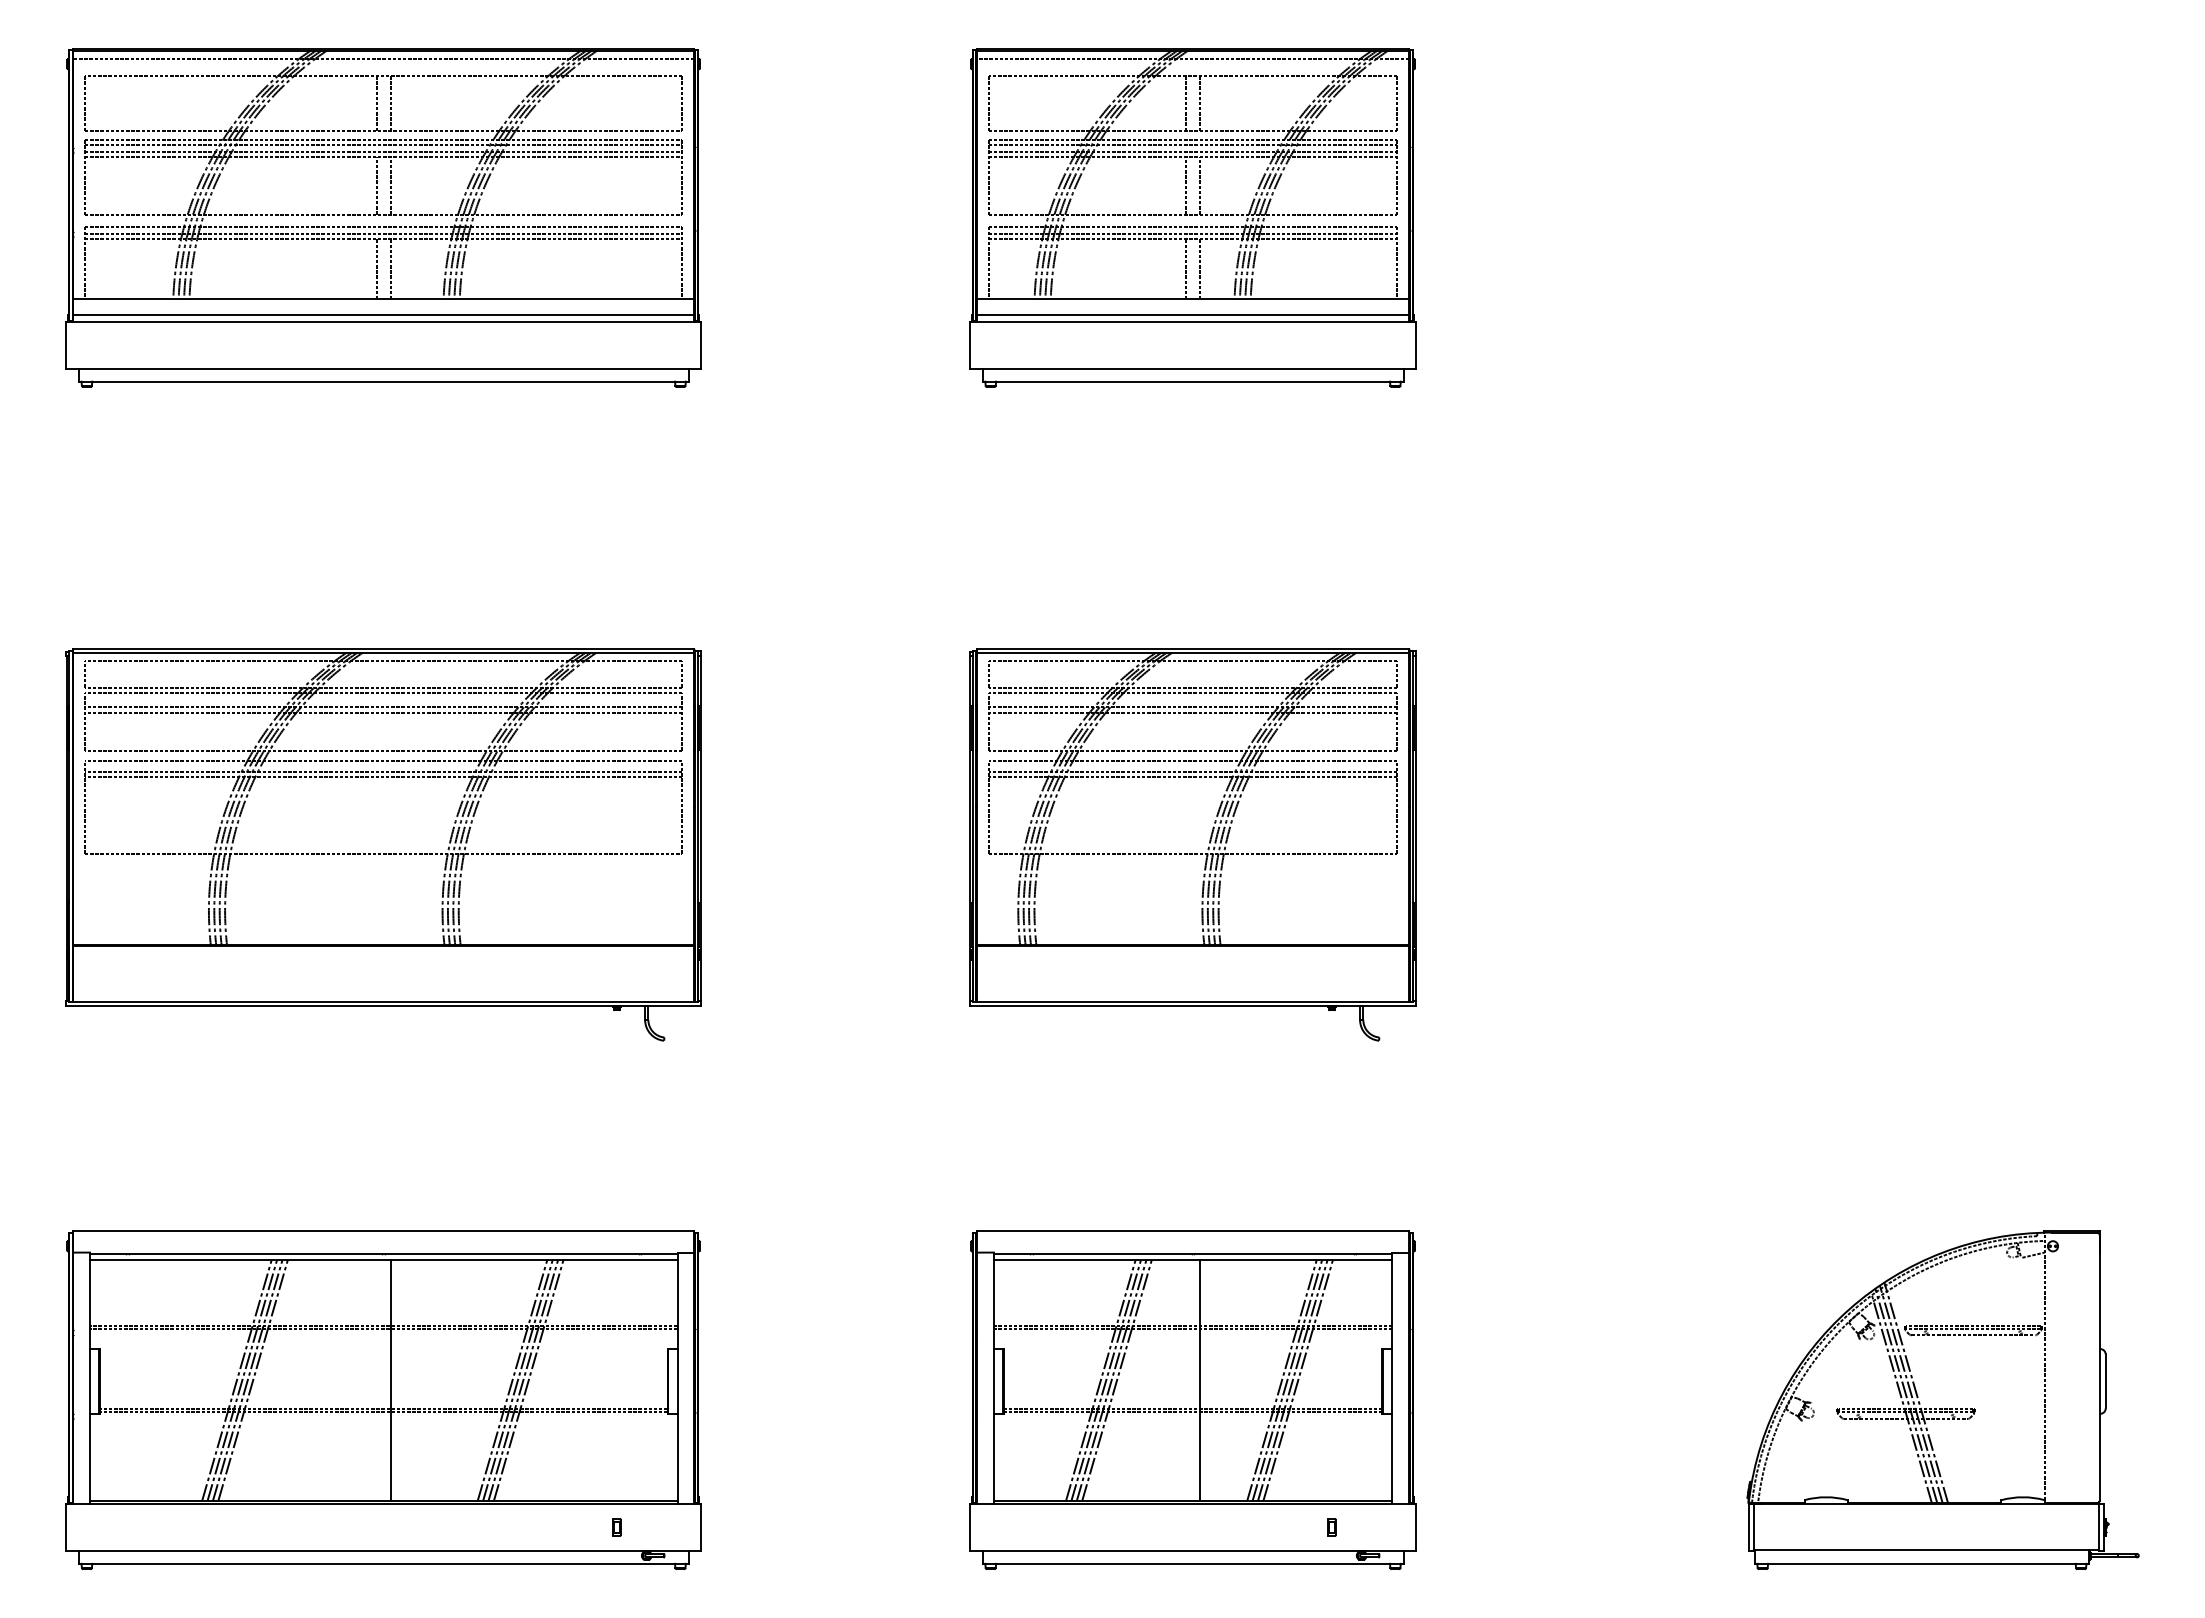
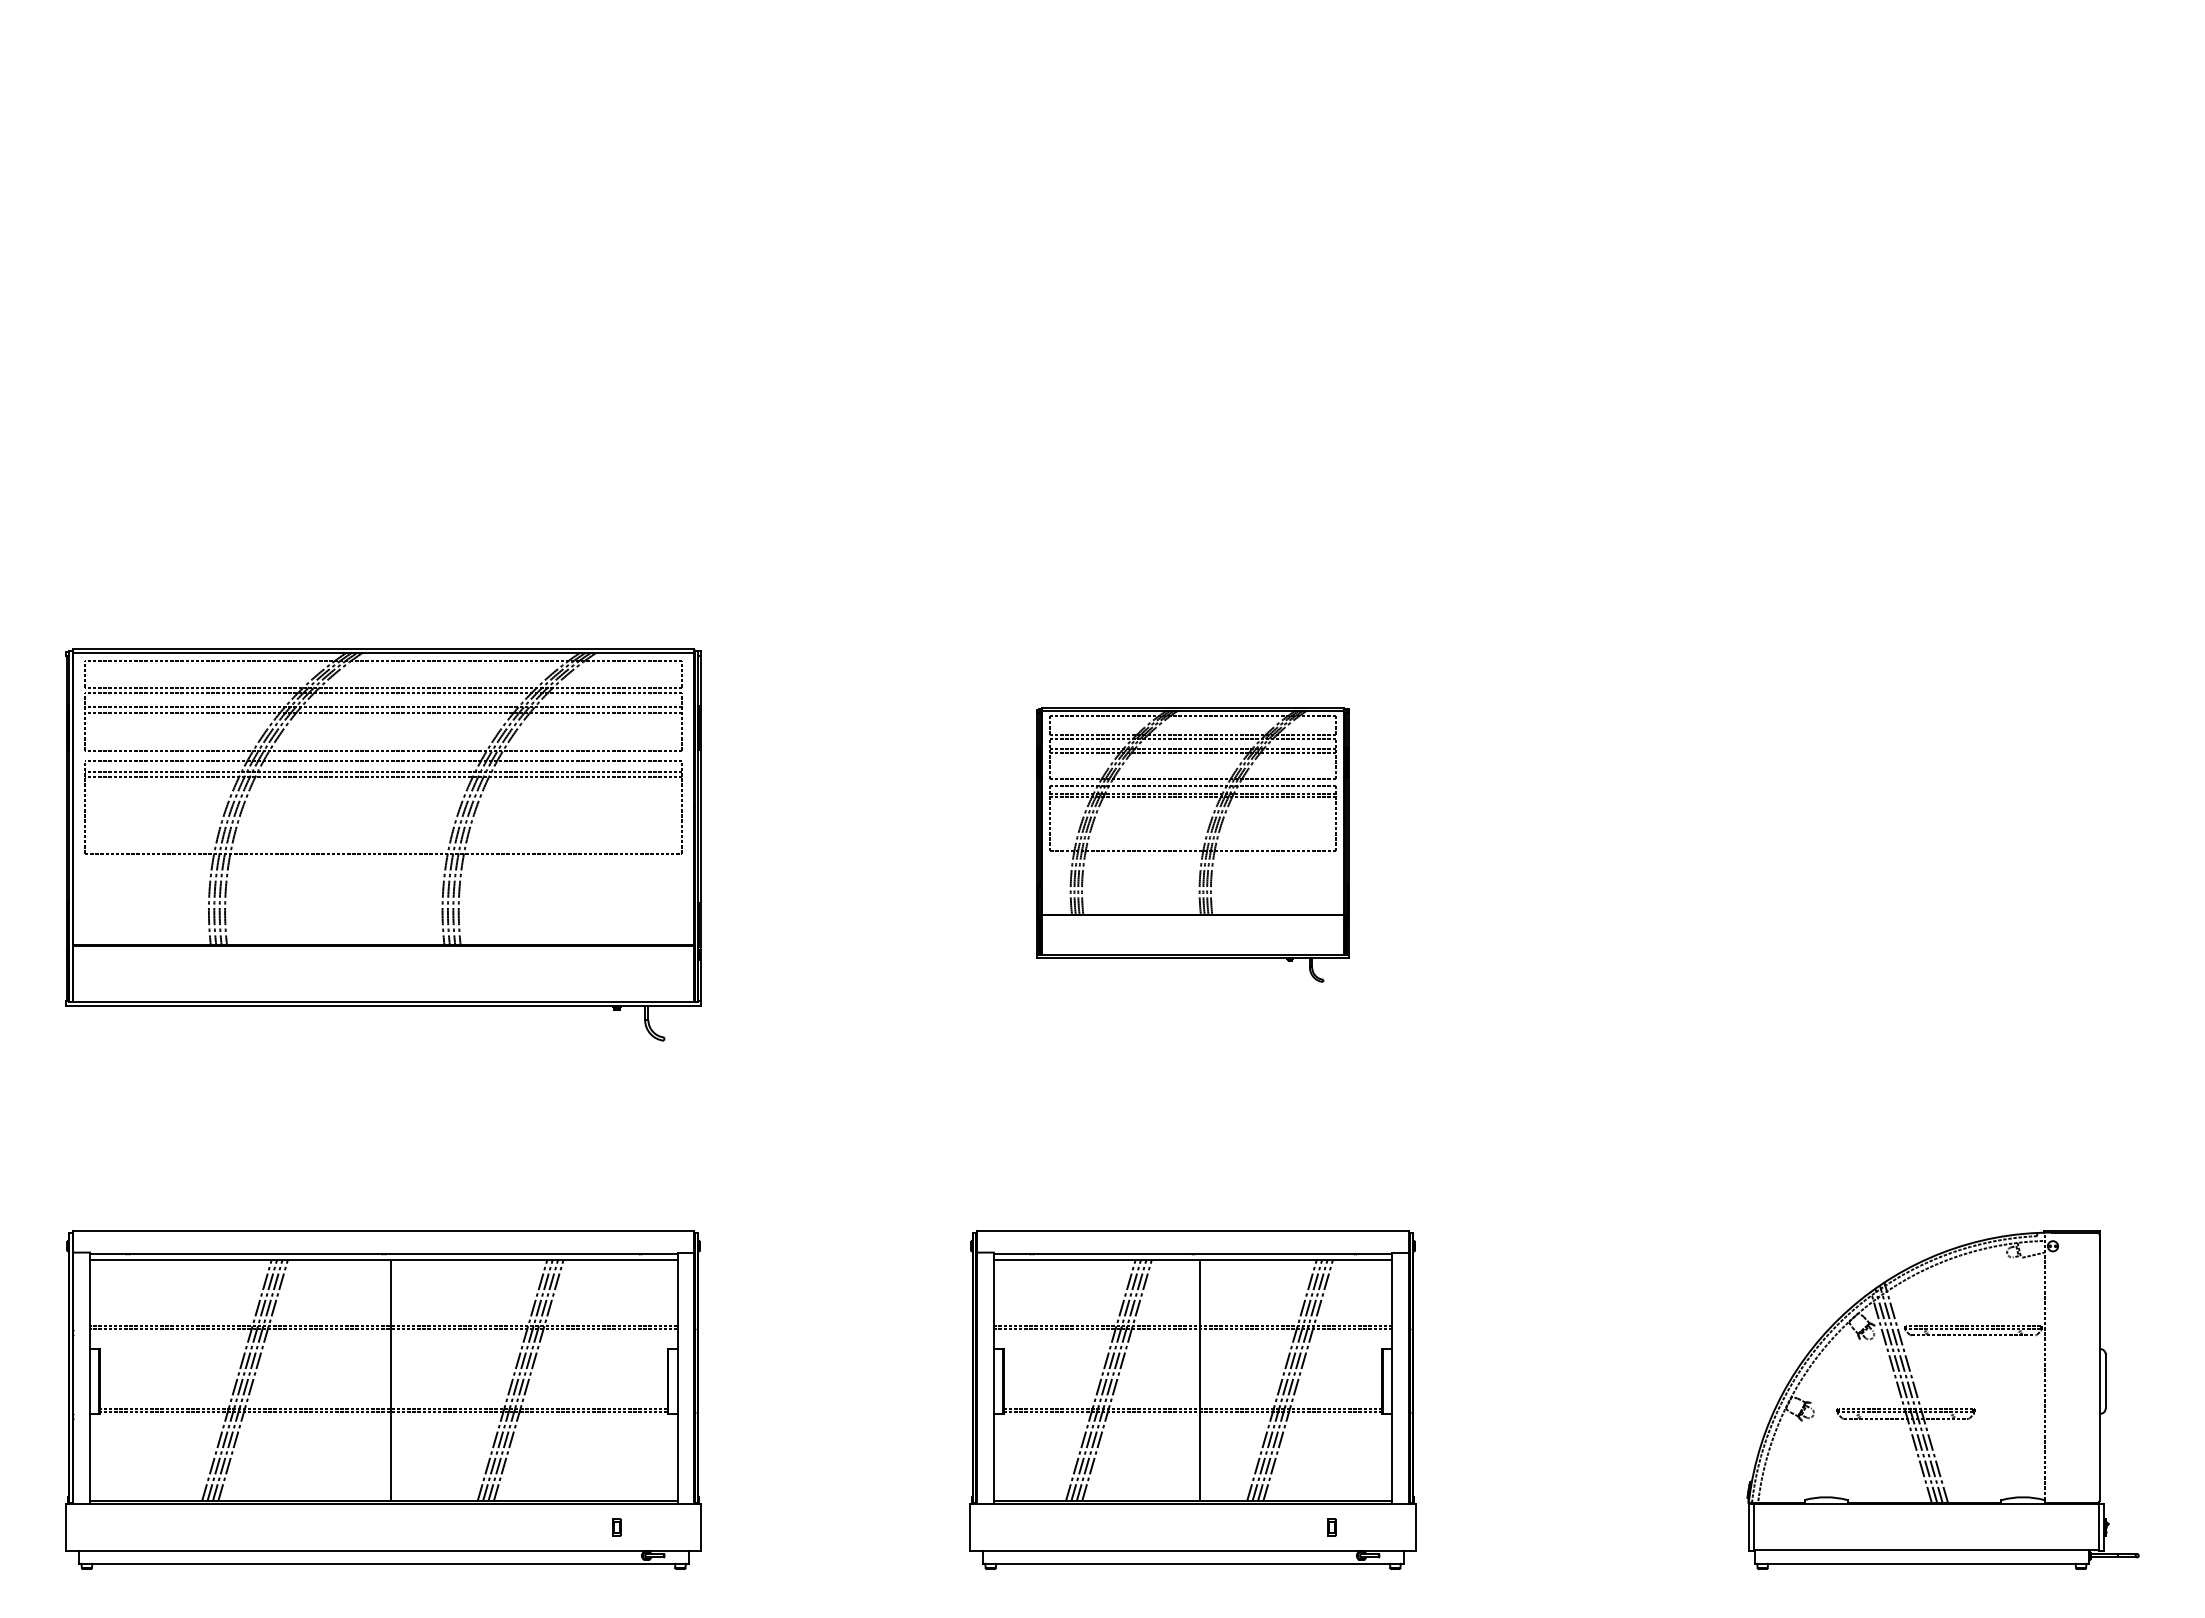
part: present -> none (383, 217)
part: present -> none (1192, 217)
part size: 448x394 px -> 314x276 px (1192, 844)
